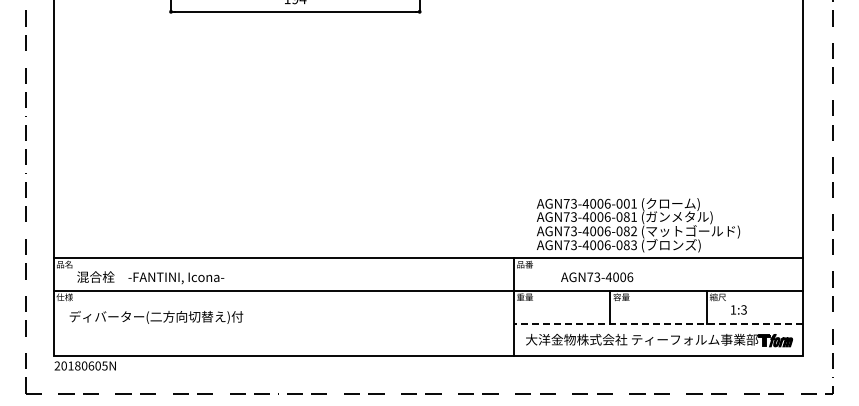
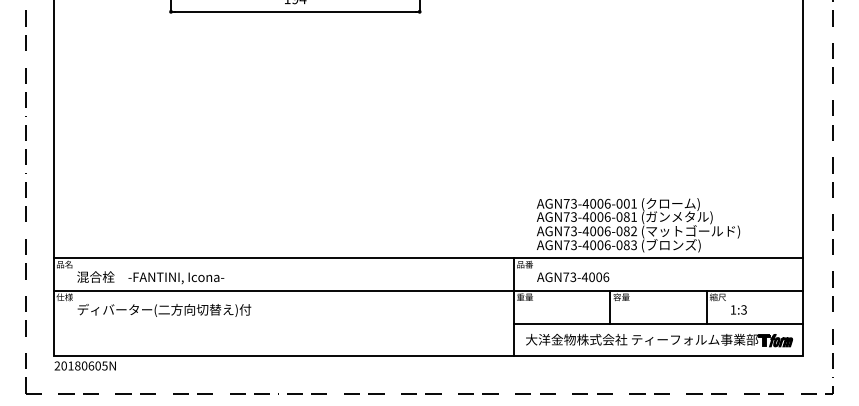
text position: (597, 277) -> (573, 277) (573, 277)
text position: (156, 317) -> (164, 310) (164, 310)
line: dashed -> solid (658, 323)
